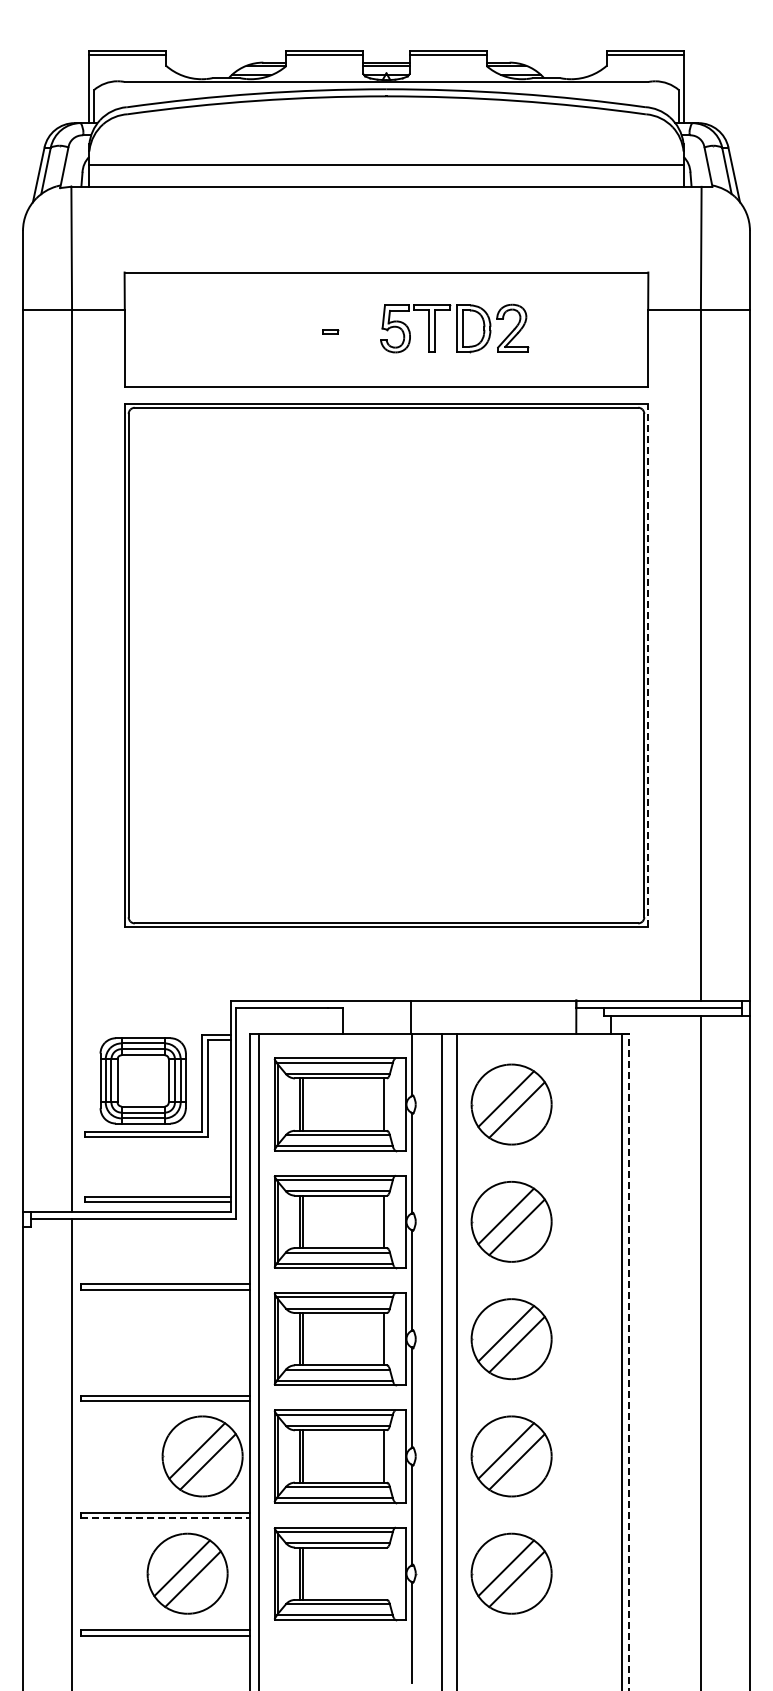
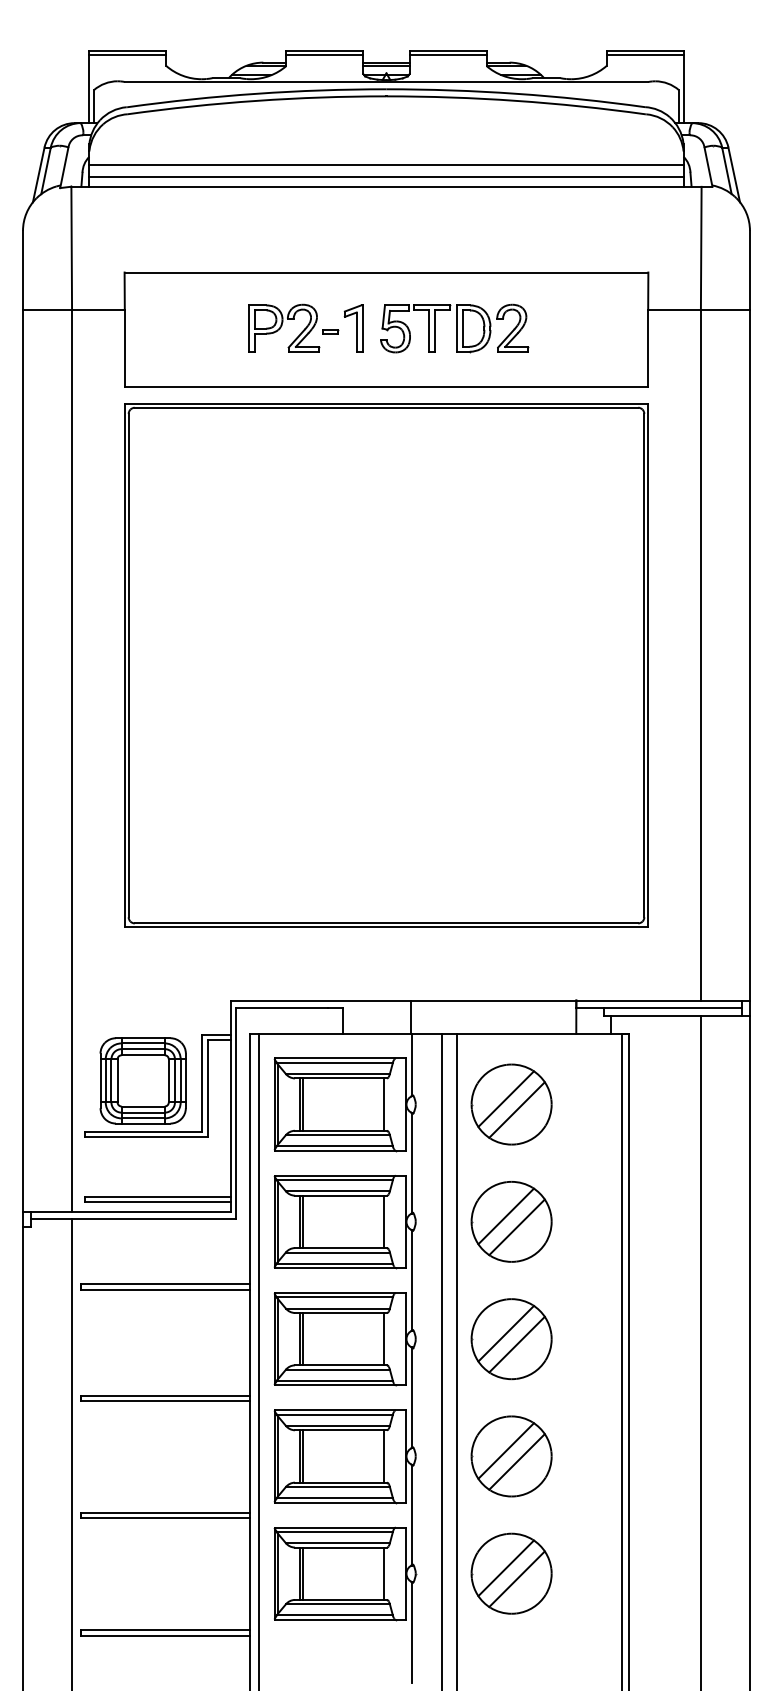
line: none -> present (386, 176)
part: none -> present (284, 327)
part: none -> present (353, 328)
line: dashed -> solid (648, 665)
line: dashed -> solid (628, 1361)
part: present -> none (202, 1456)
line: dashed -> solid (165, 1518)
part: present -> none (187, 1573)
line: none -> present (384, 1573)
